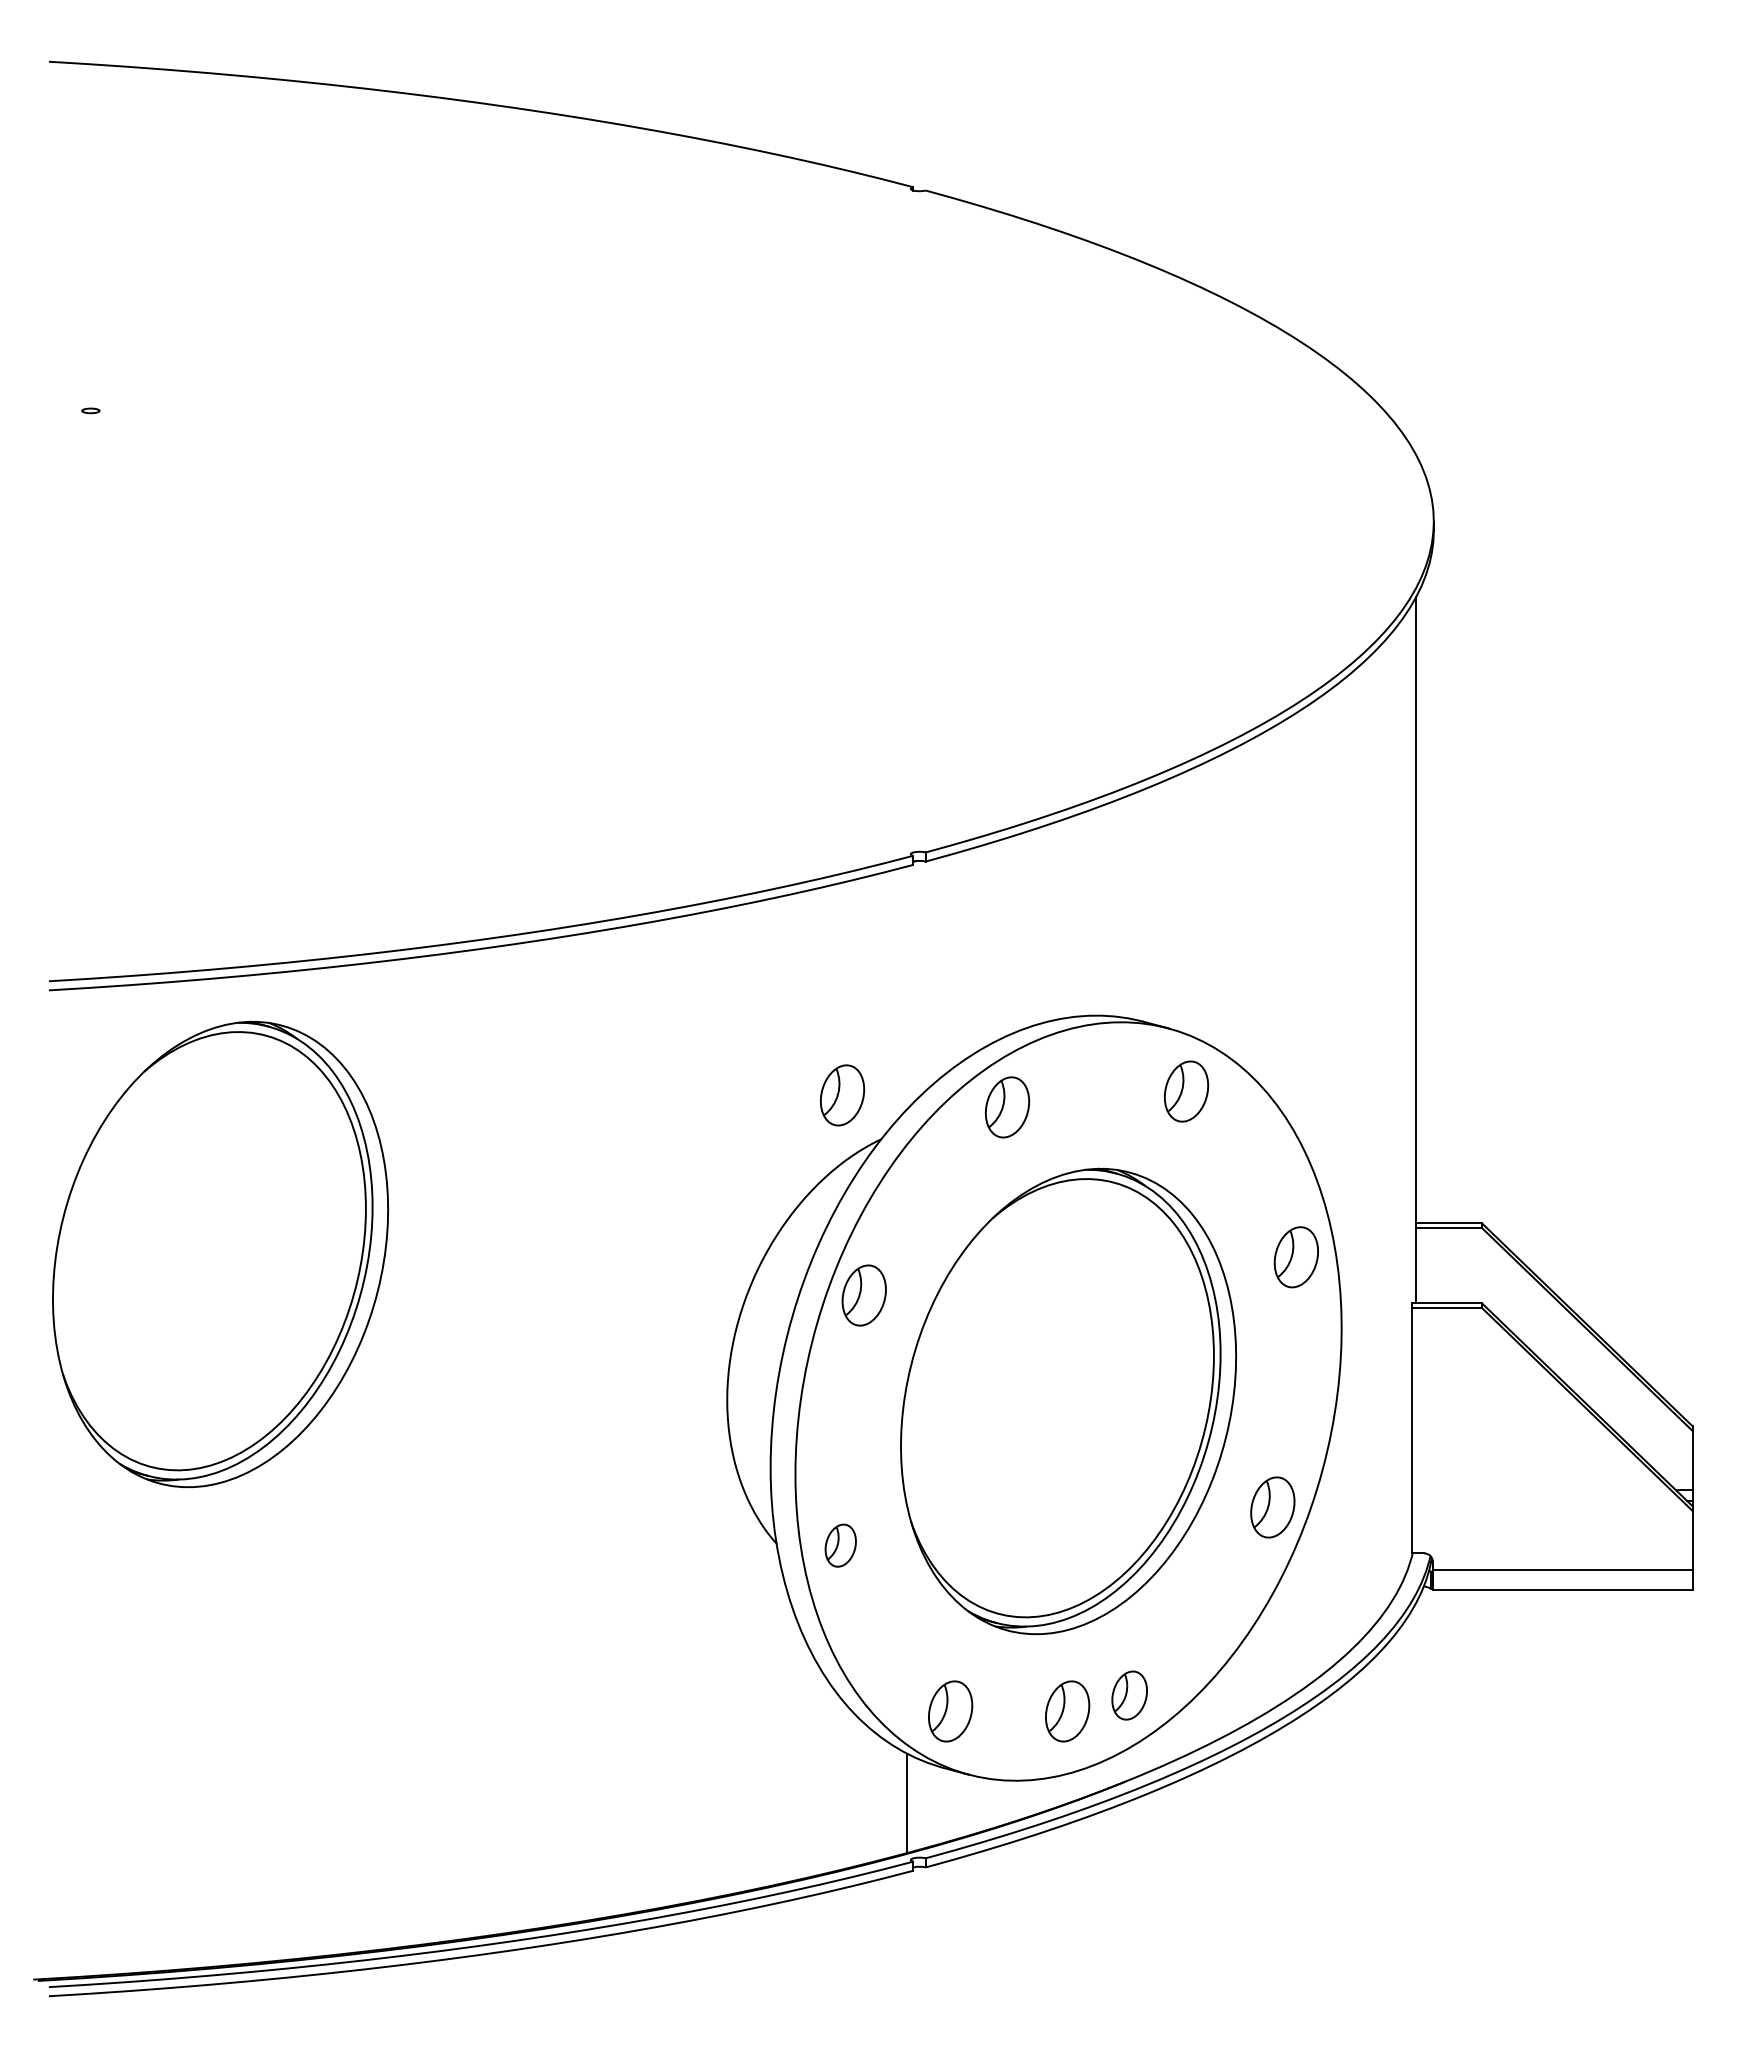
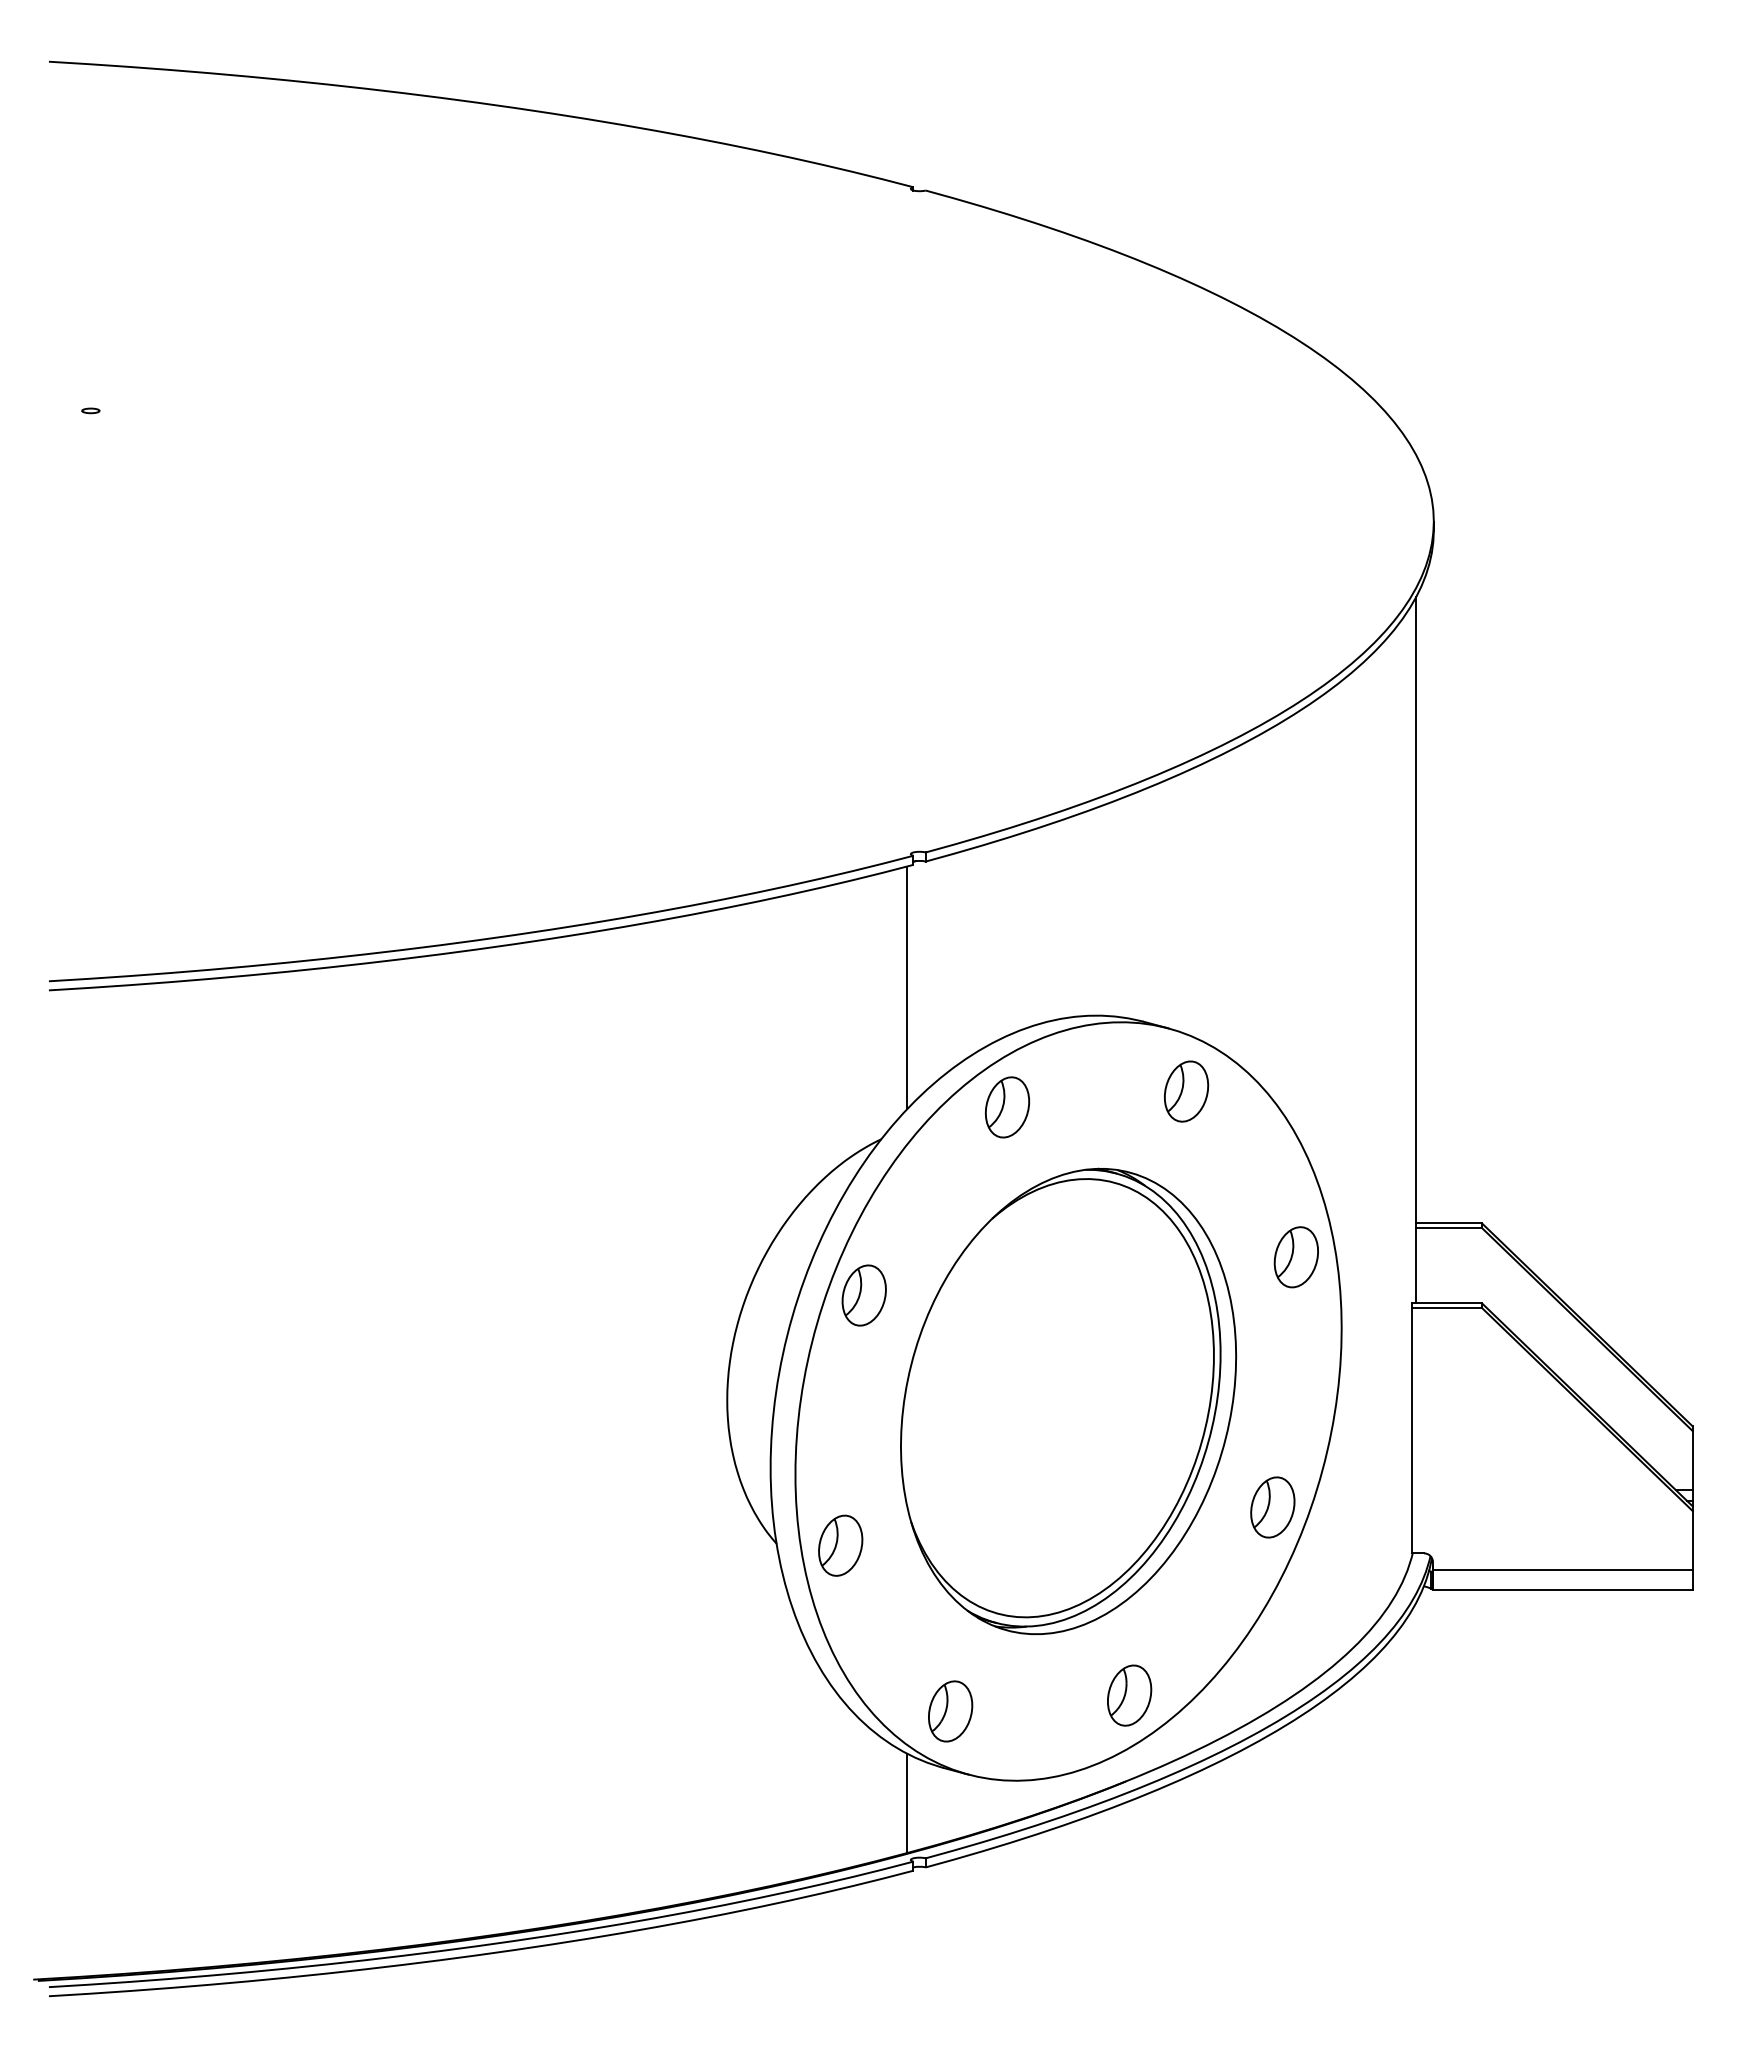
line: none -> present (907, 987)
part: present -> none (841, 1095)
part: present -> none (220, 1253)
part size: 33x45 px -> 46x63 px (840, 1545)
part size: 37x51 px -> 46x63 px (1129, 1695)
part: present -> none (1067, 1711)
